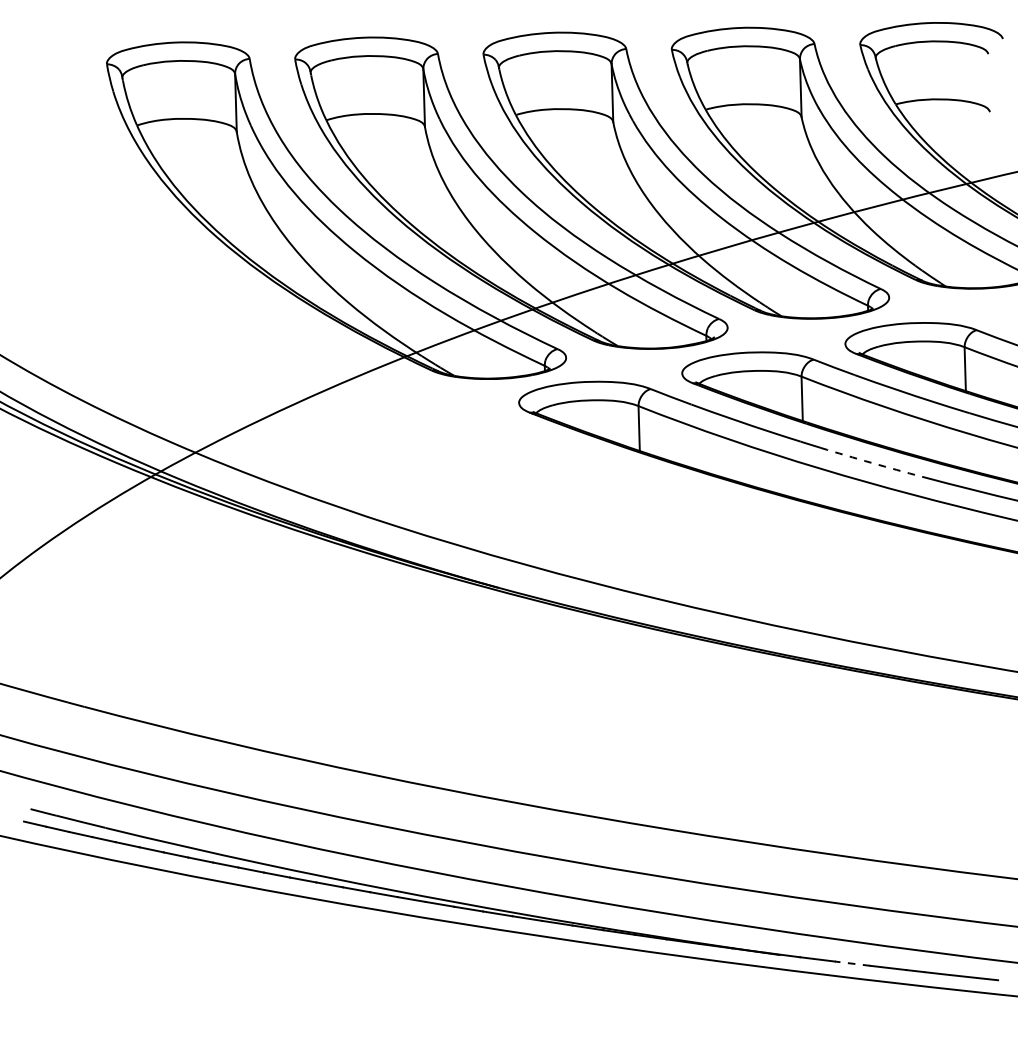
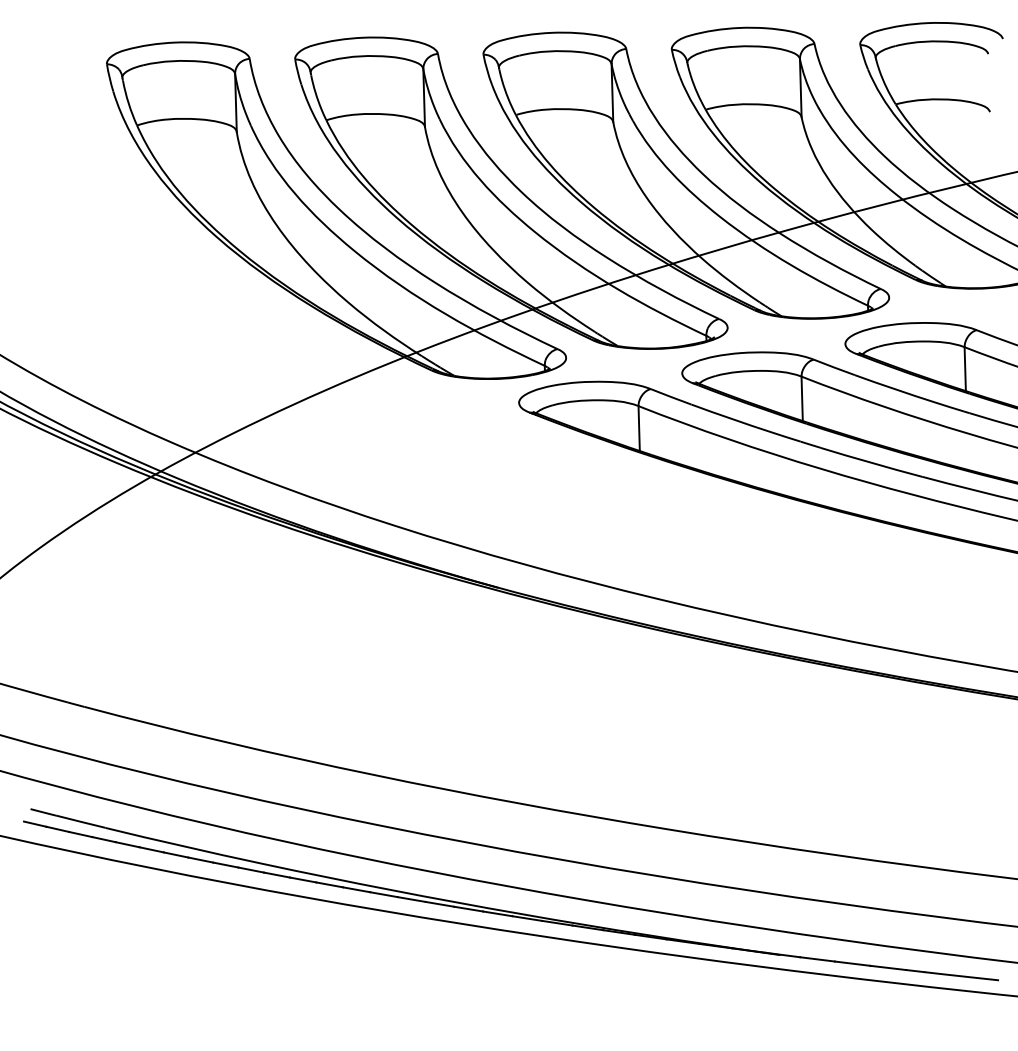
arc: dashed -> solid (871, 462)
line: dashed -> solid (852, 963)
